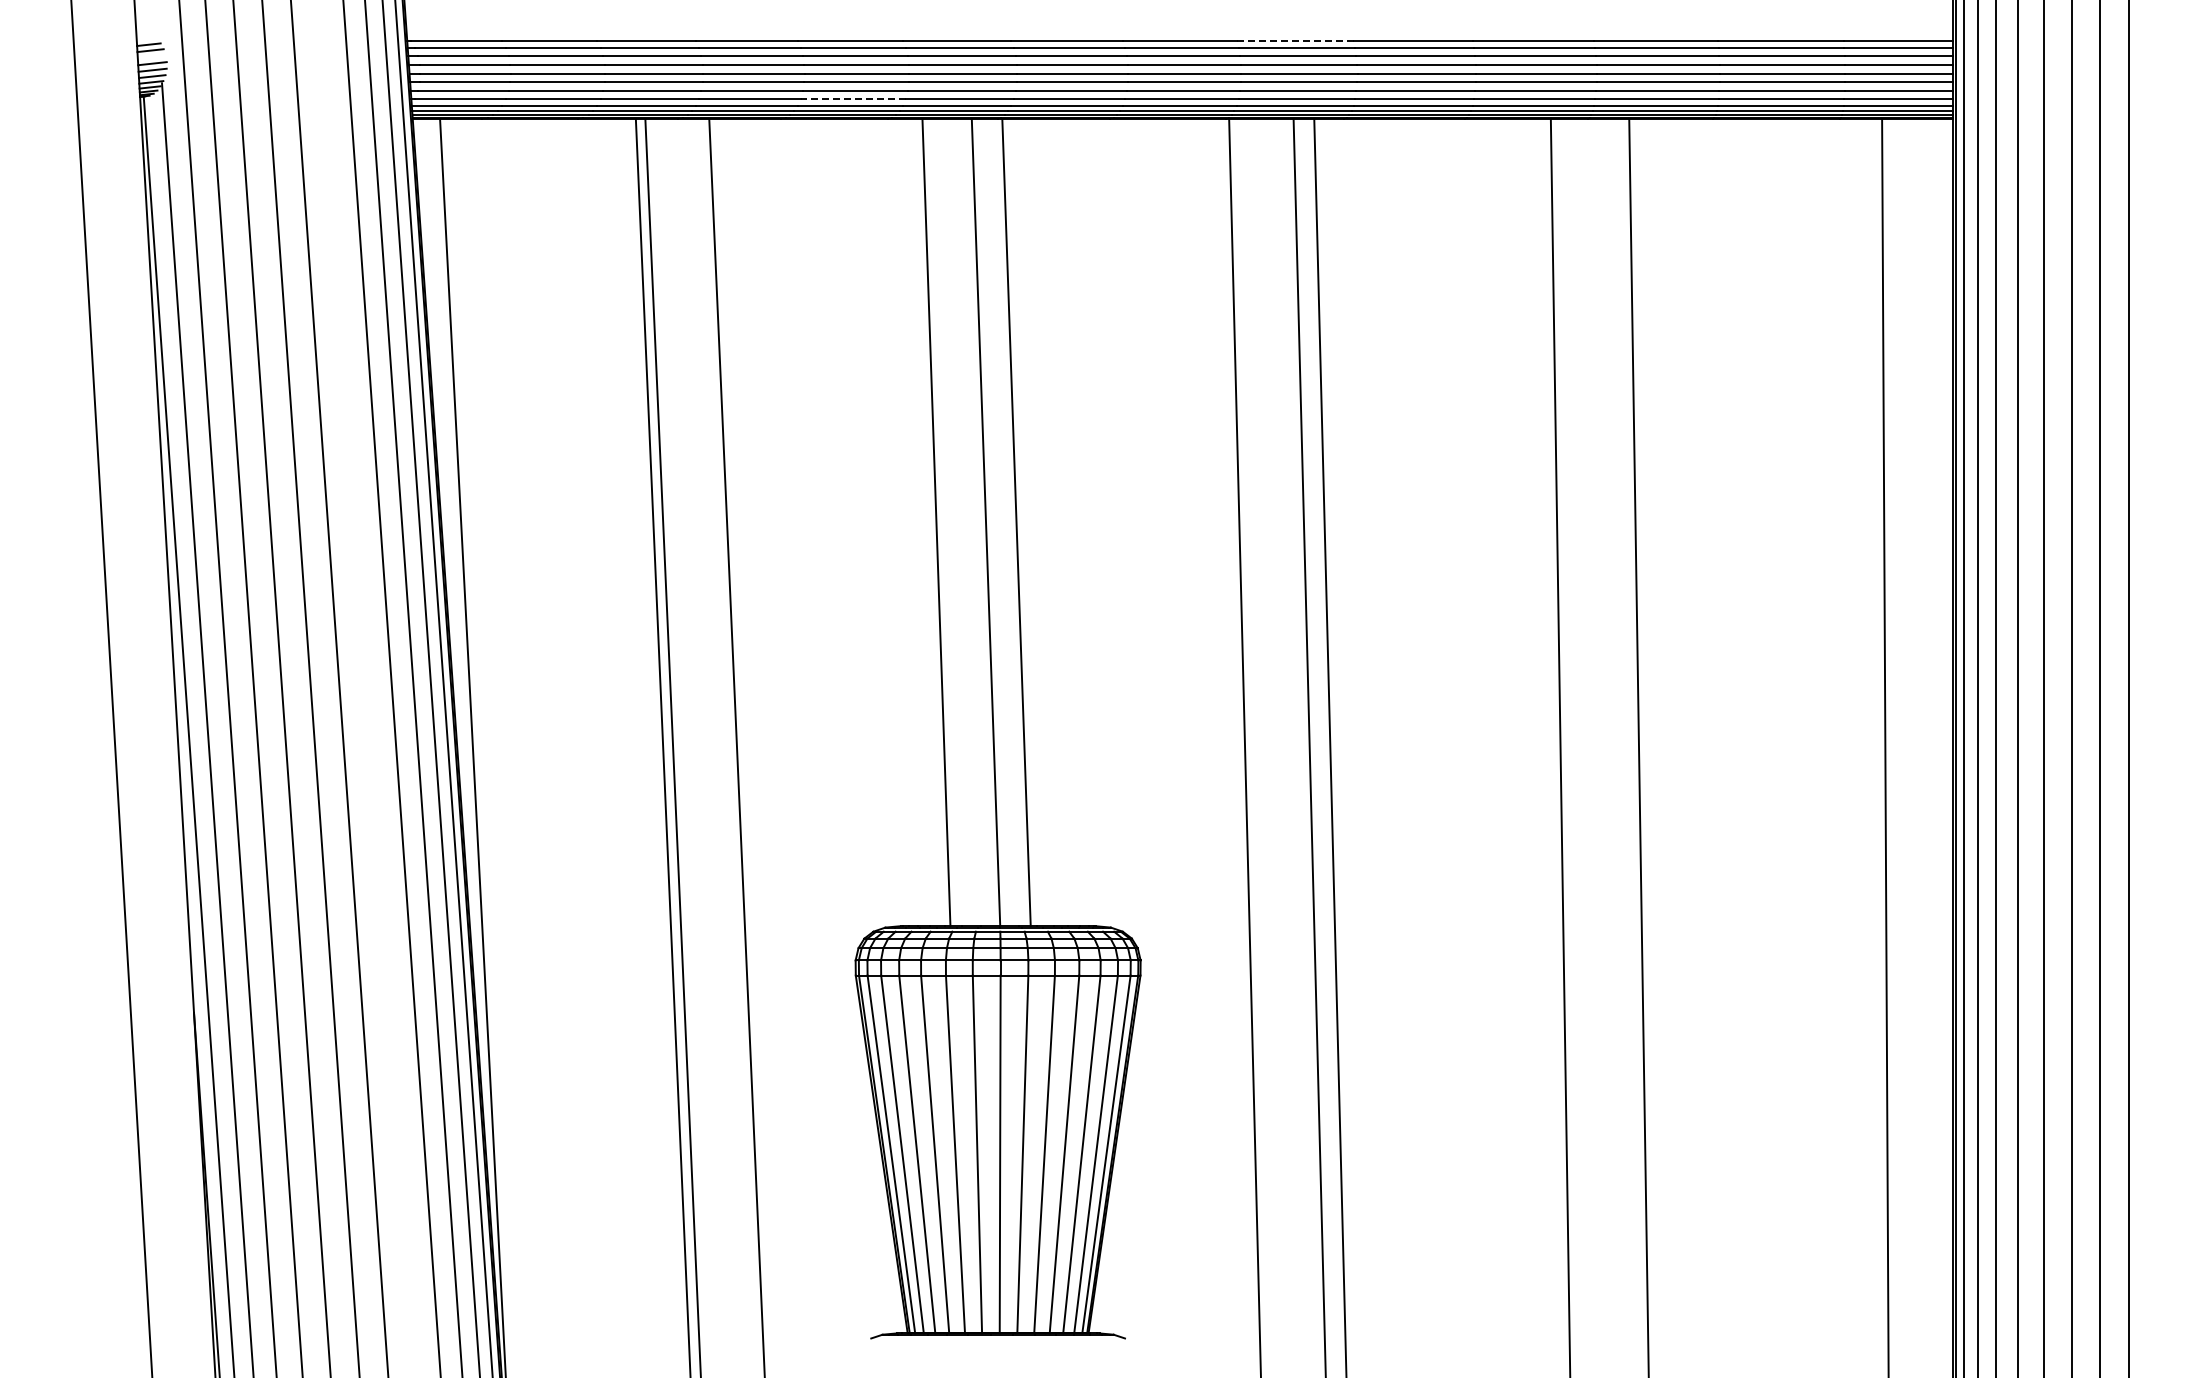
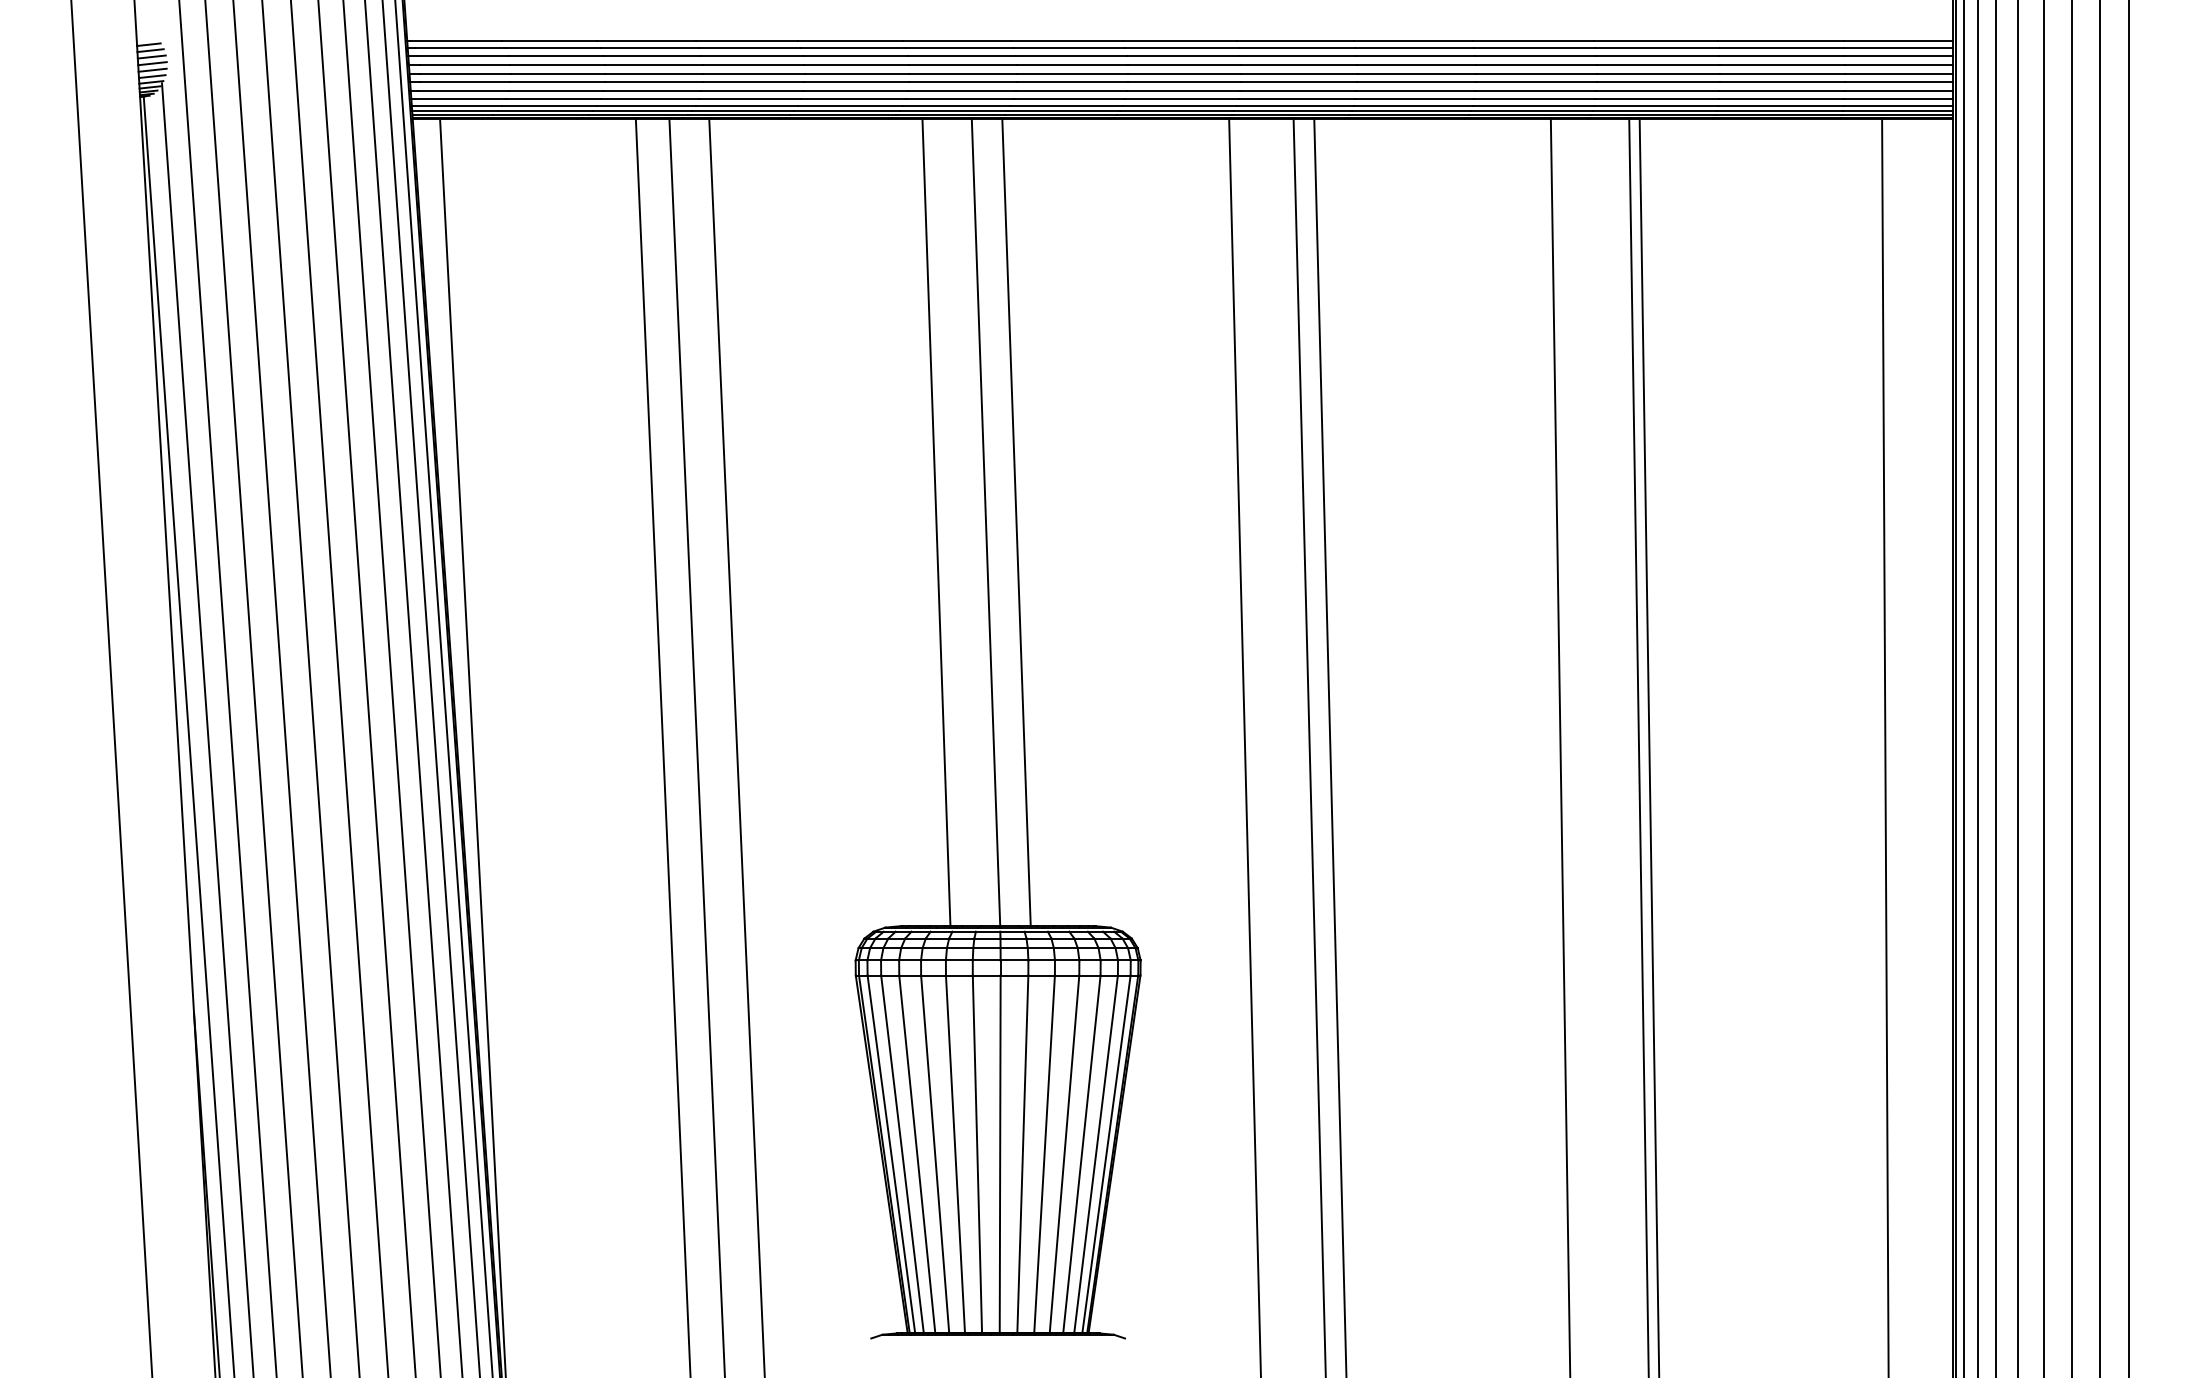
line: dashed -> solid (1294, 41)
line: none -> present (151, 56)
line: dashed -> solid (853, 98)
line: none -> present (366, 688)
line position: (672, 746) -> (696, 746) (696, 746)
line: none -> present (1649, 746)
